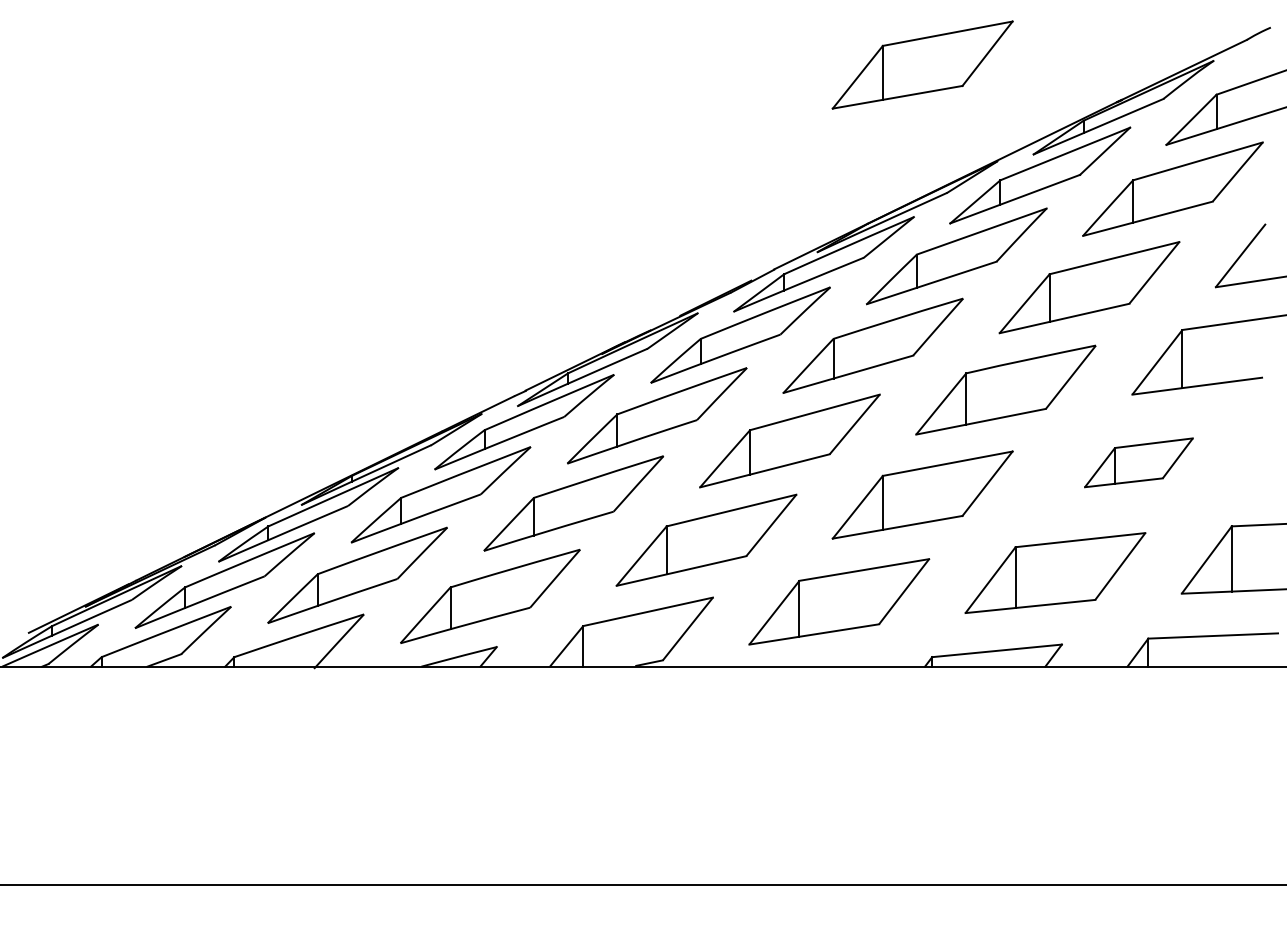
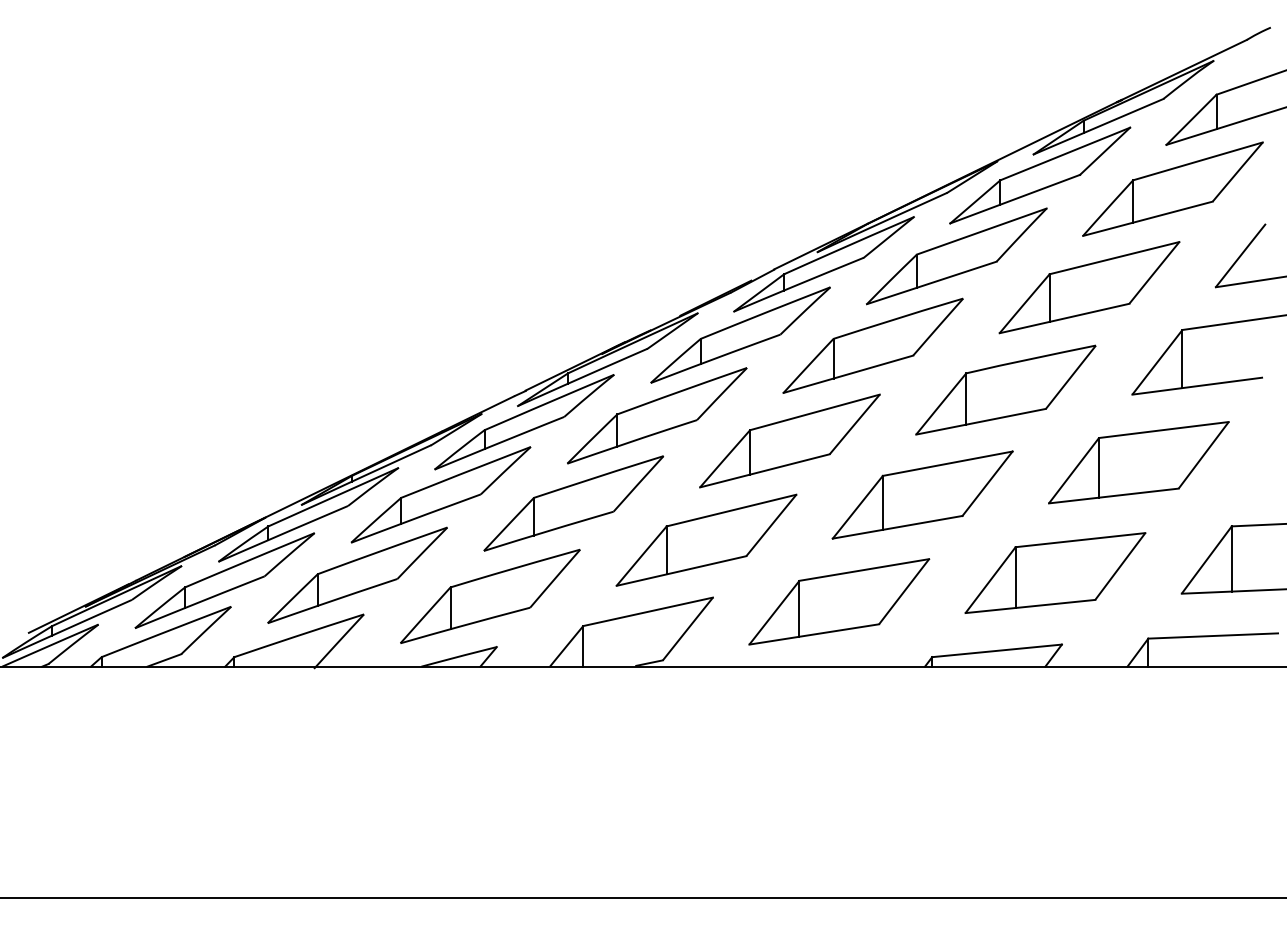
part: present -> none (922, 64)
part size: 110x52 px -> 182x84 px (1138, 462)
line position: (642, 885) -> (642, 898) (642, 898)
